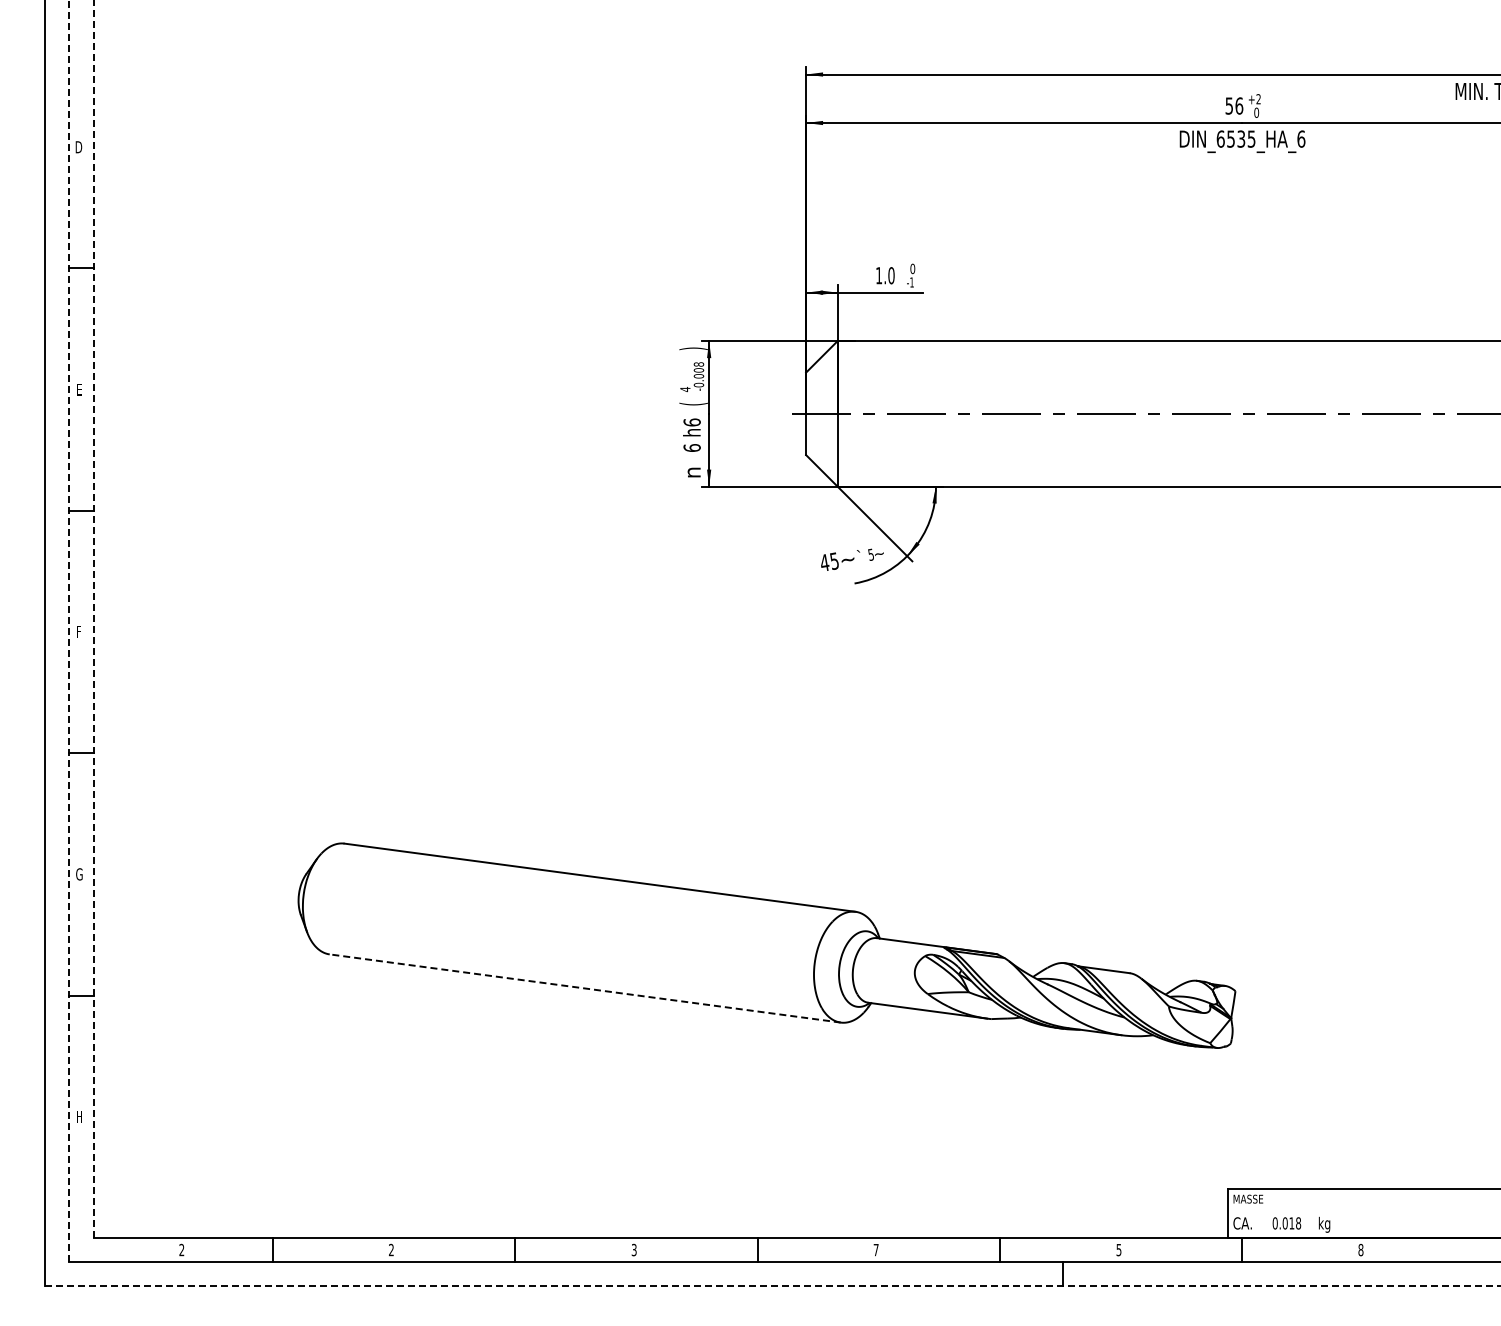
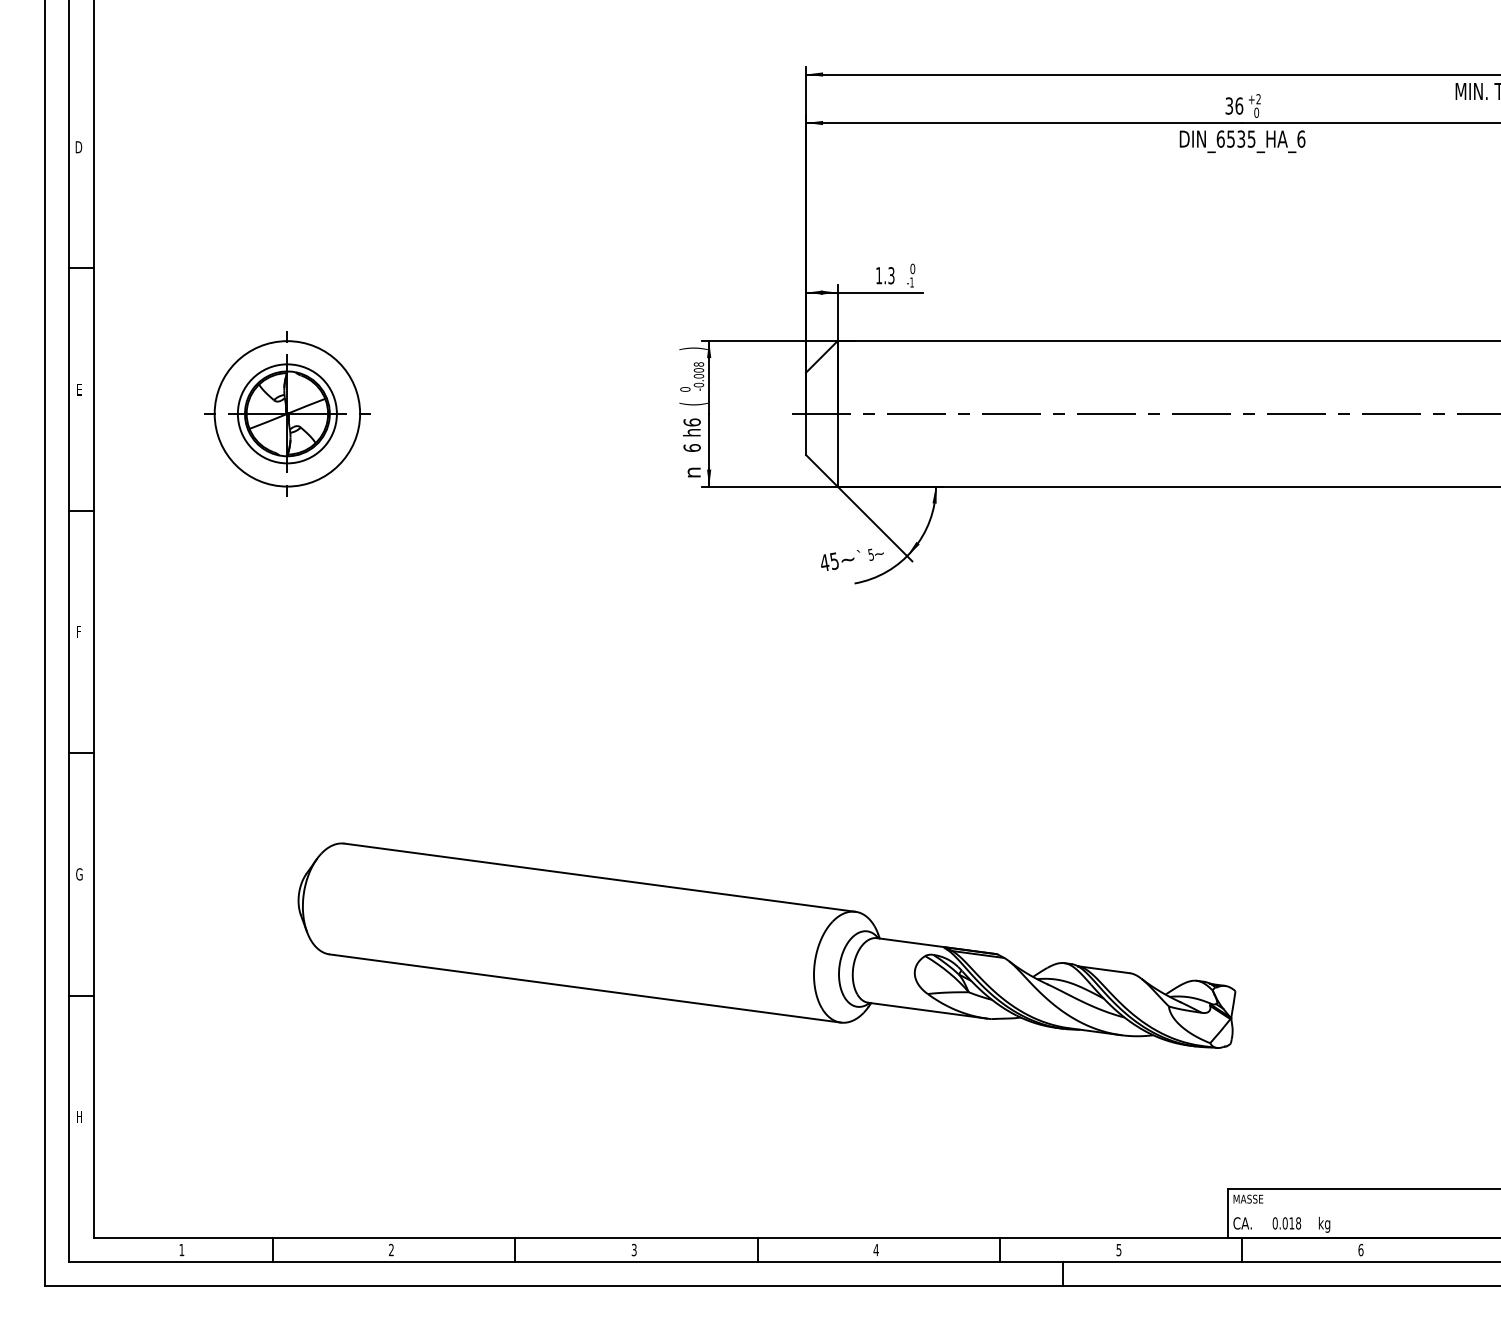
text: 56 -> 36 (1229, 105)
text: 1.0 -> 1.3 (891, 275)
text: 4 -> 0 (685, 389)
part: none -> present (287, 413)
line: dashed -> solid (93, 619)
line: dashed -> solid (69, 631)
line: dashed -> solid (585, 988)
text: 2 -> 1 (181, 1249)
text: 8 -> 6 (1360, 1249)
text: 7 -> 4 (875, 1250)
line: dashed -> solid (772, 1286)
